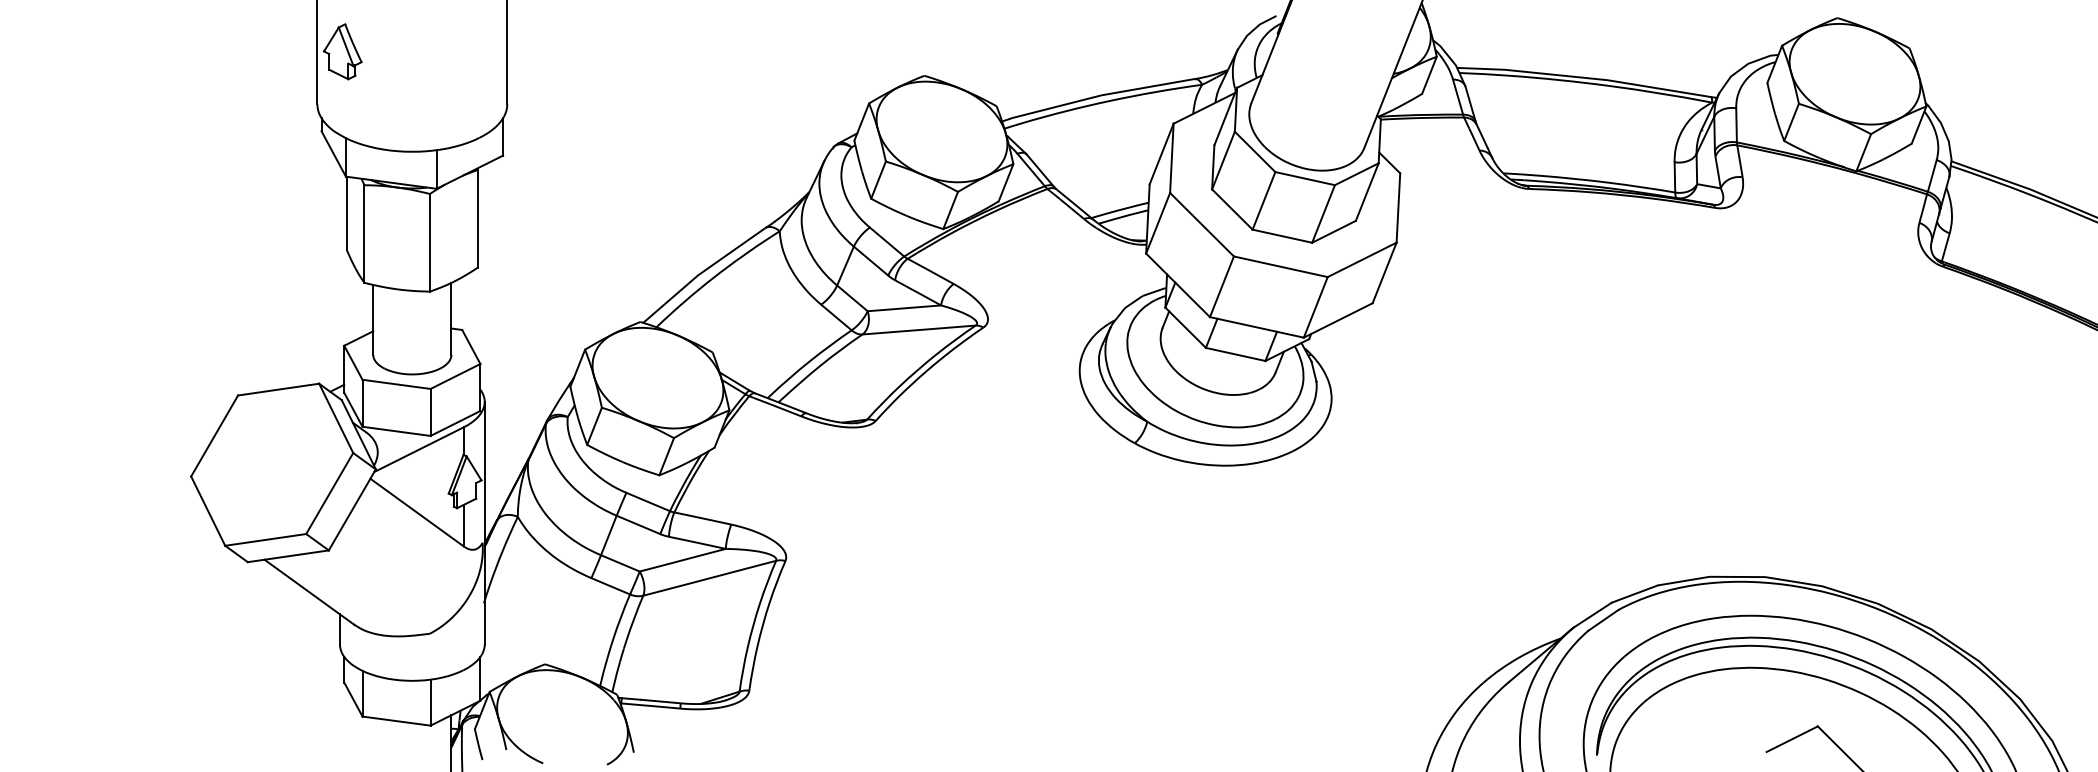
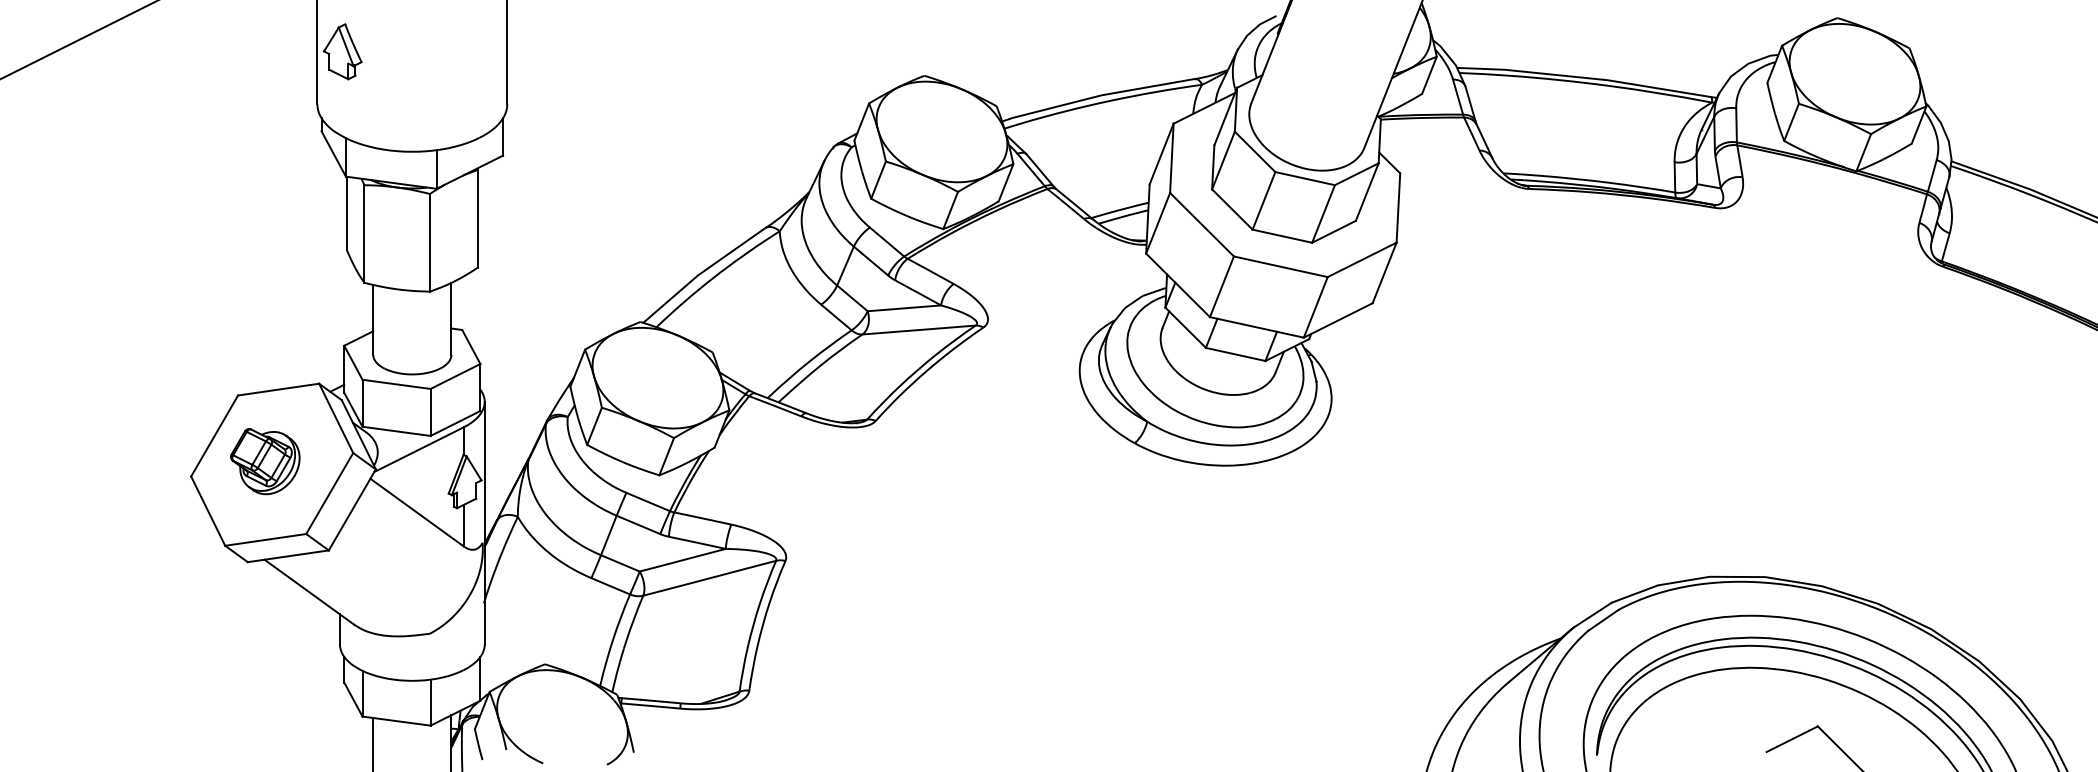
line: none -> present (78, 40)
part: none -> present (265, 461)
line: none -> present (373, 743)
